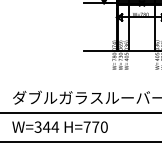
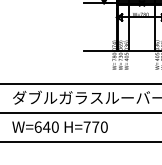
line: none -> present (80, 83)
text: W=344 -> W=640 (46, 126)
